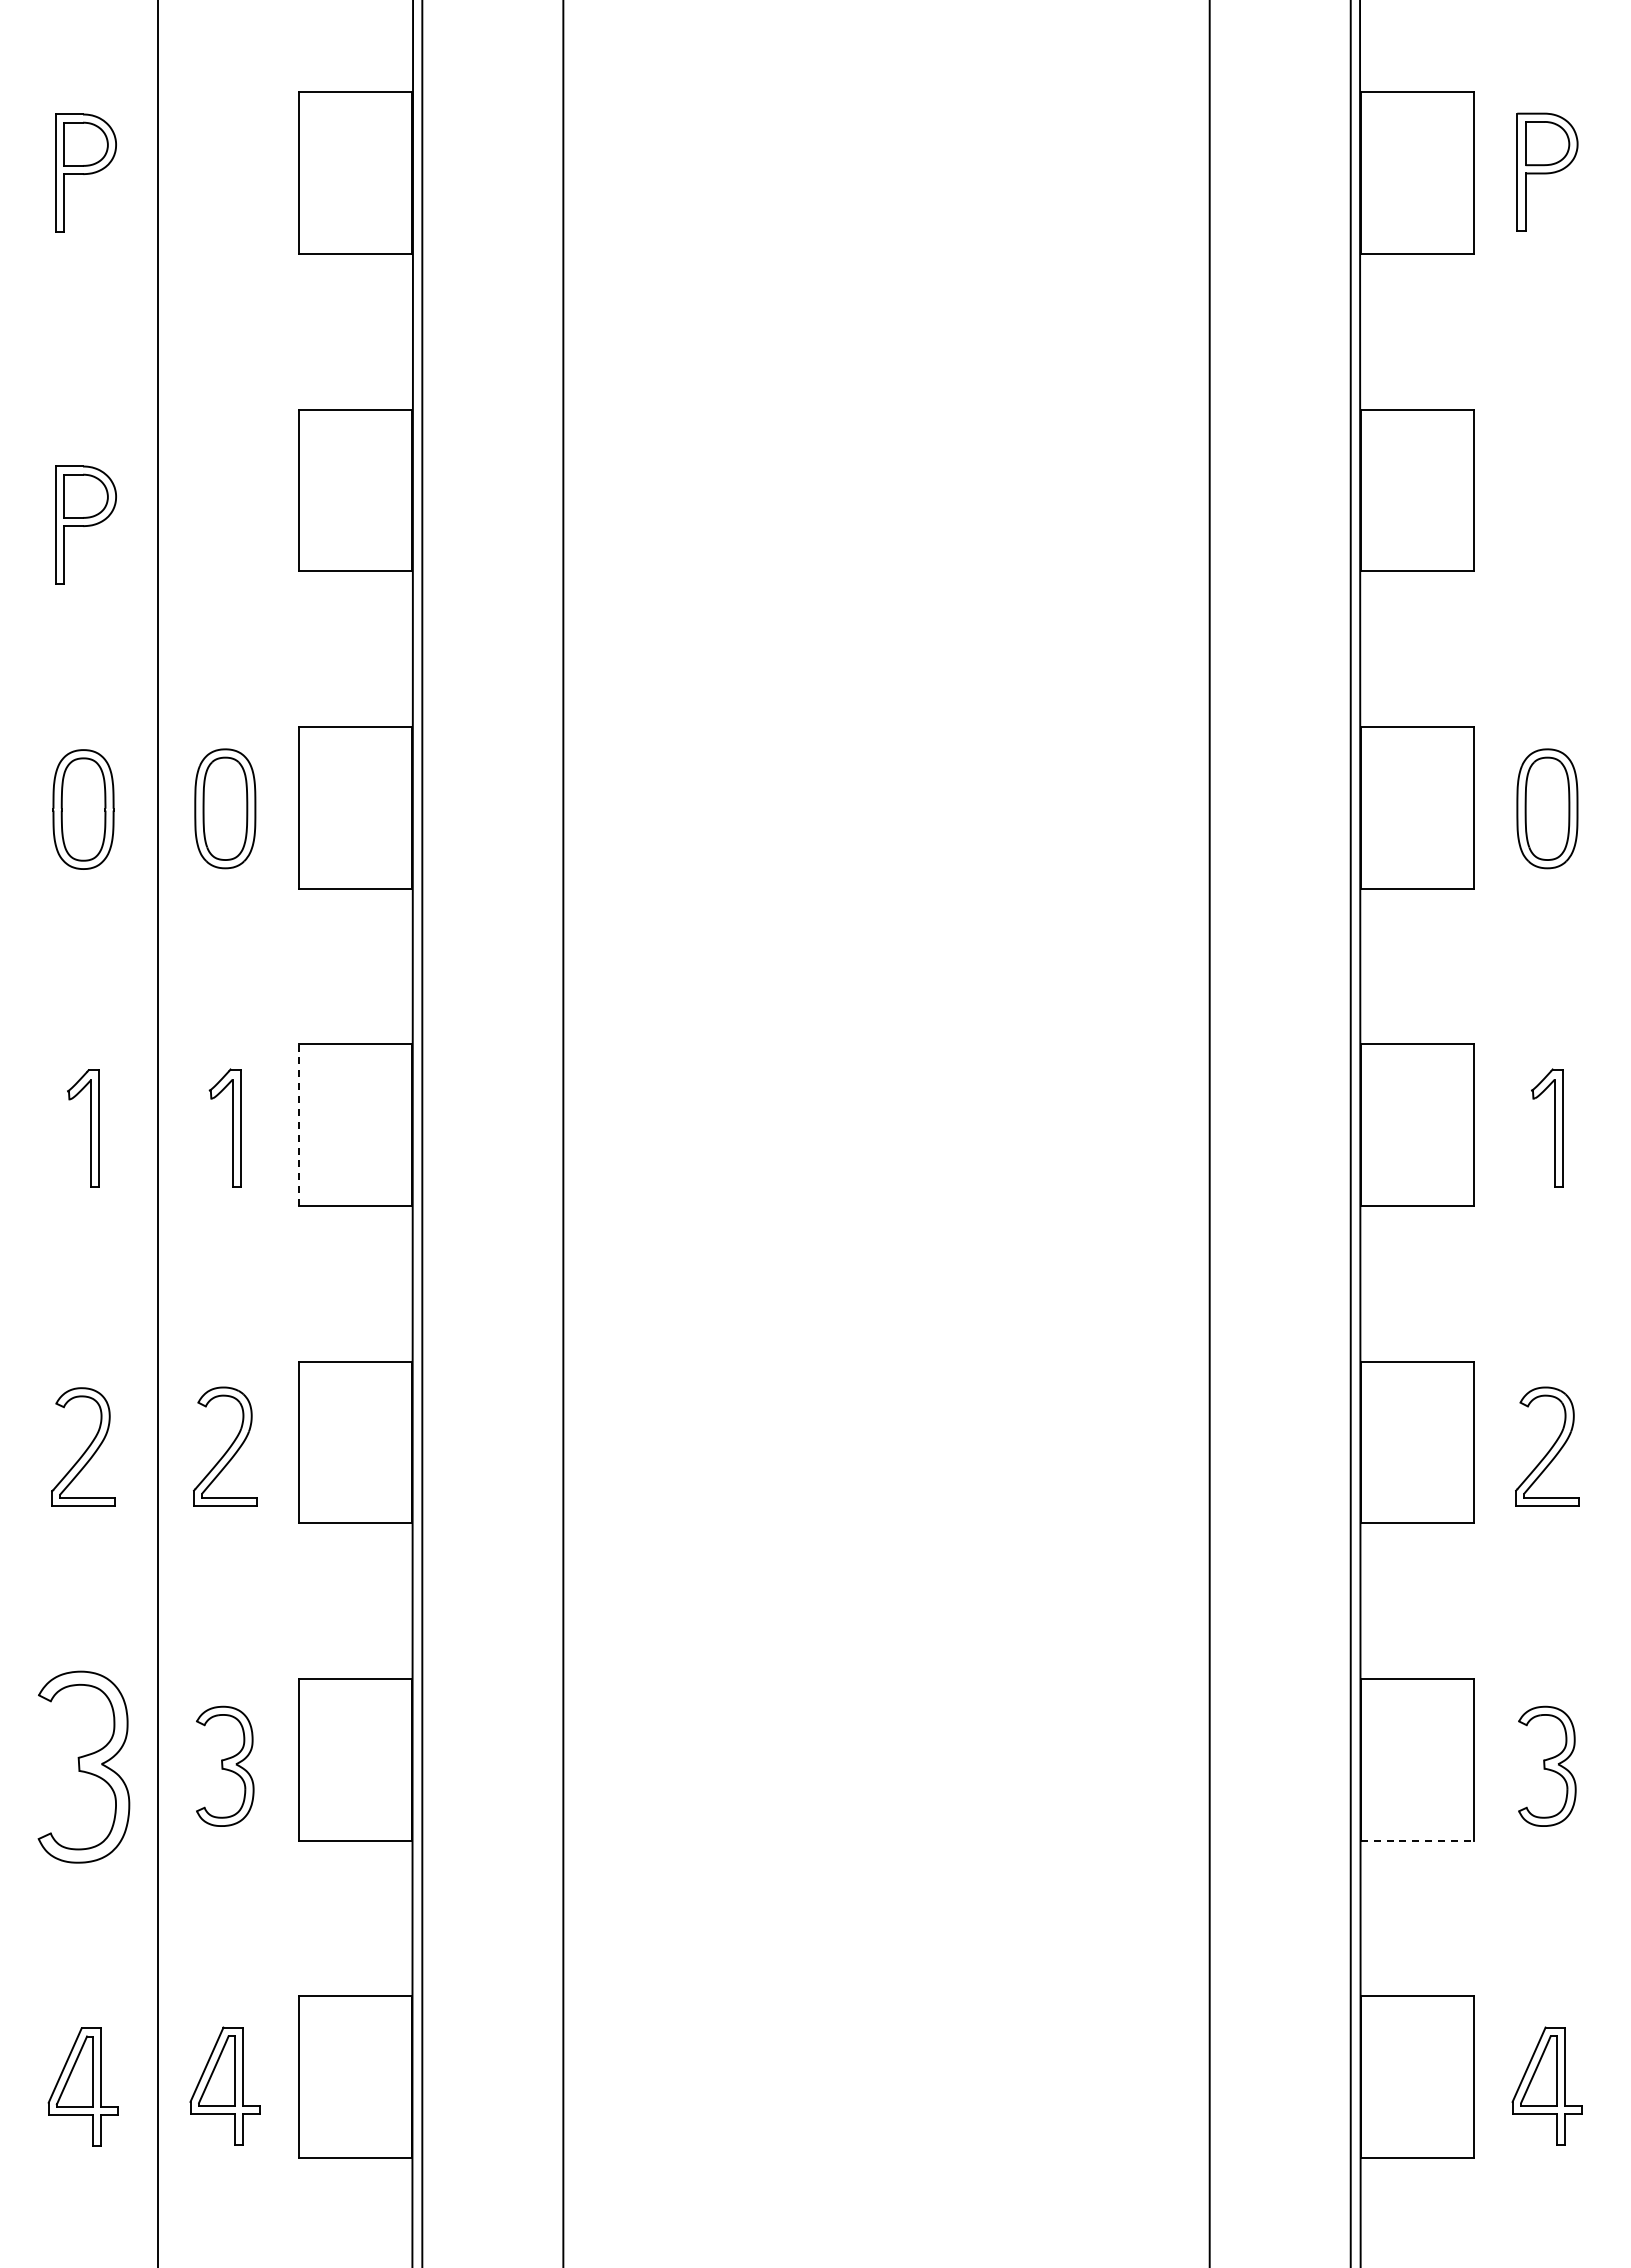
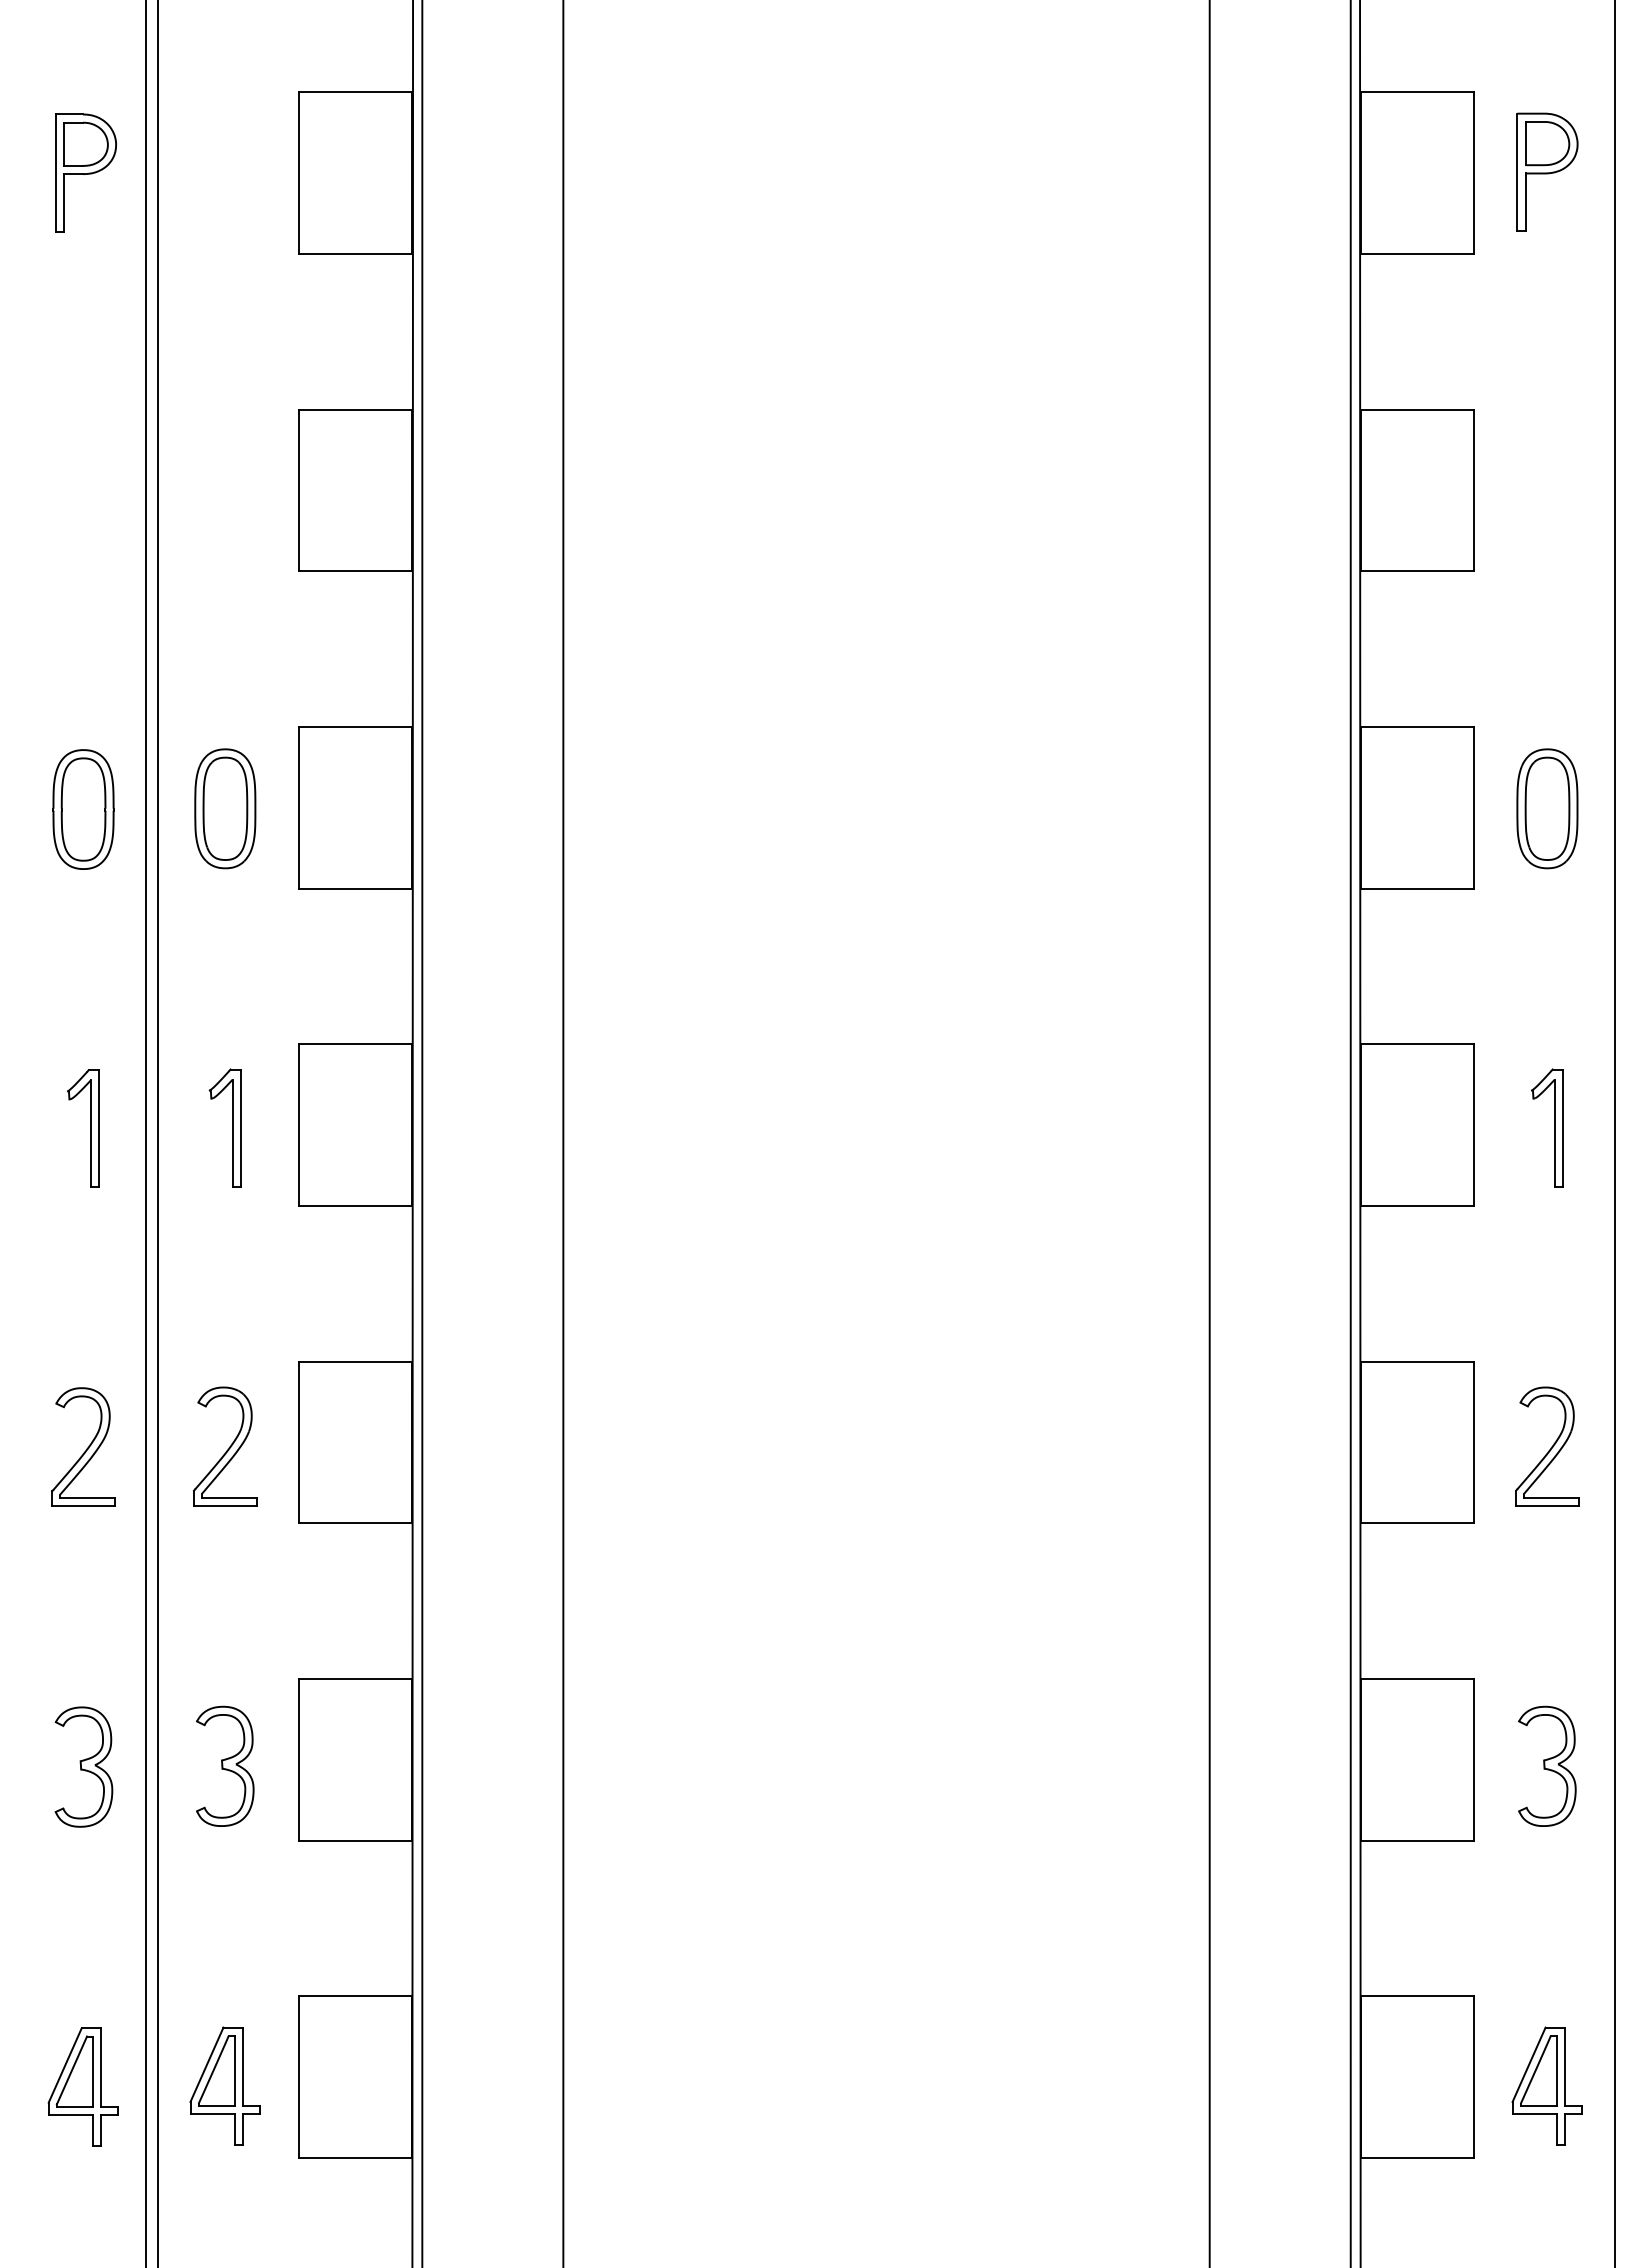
part: present -> none (85, 524)
line: dashed -> solid (298, 1125)
line: none -> present (146, 1133)
line: none -> present (1615, 1133)
part size: 94x194 px -> 60x122 px (83, 1766)
line: dashed -> solid (1417, 1840)
